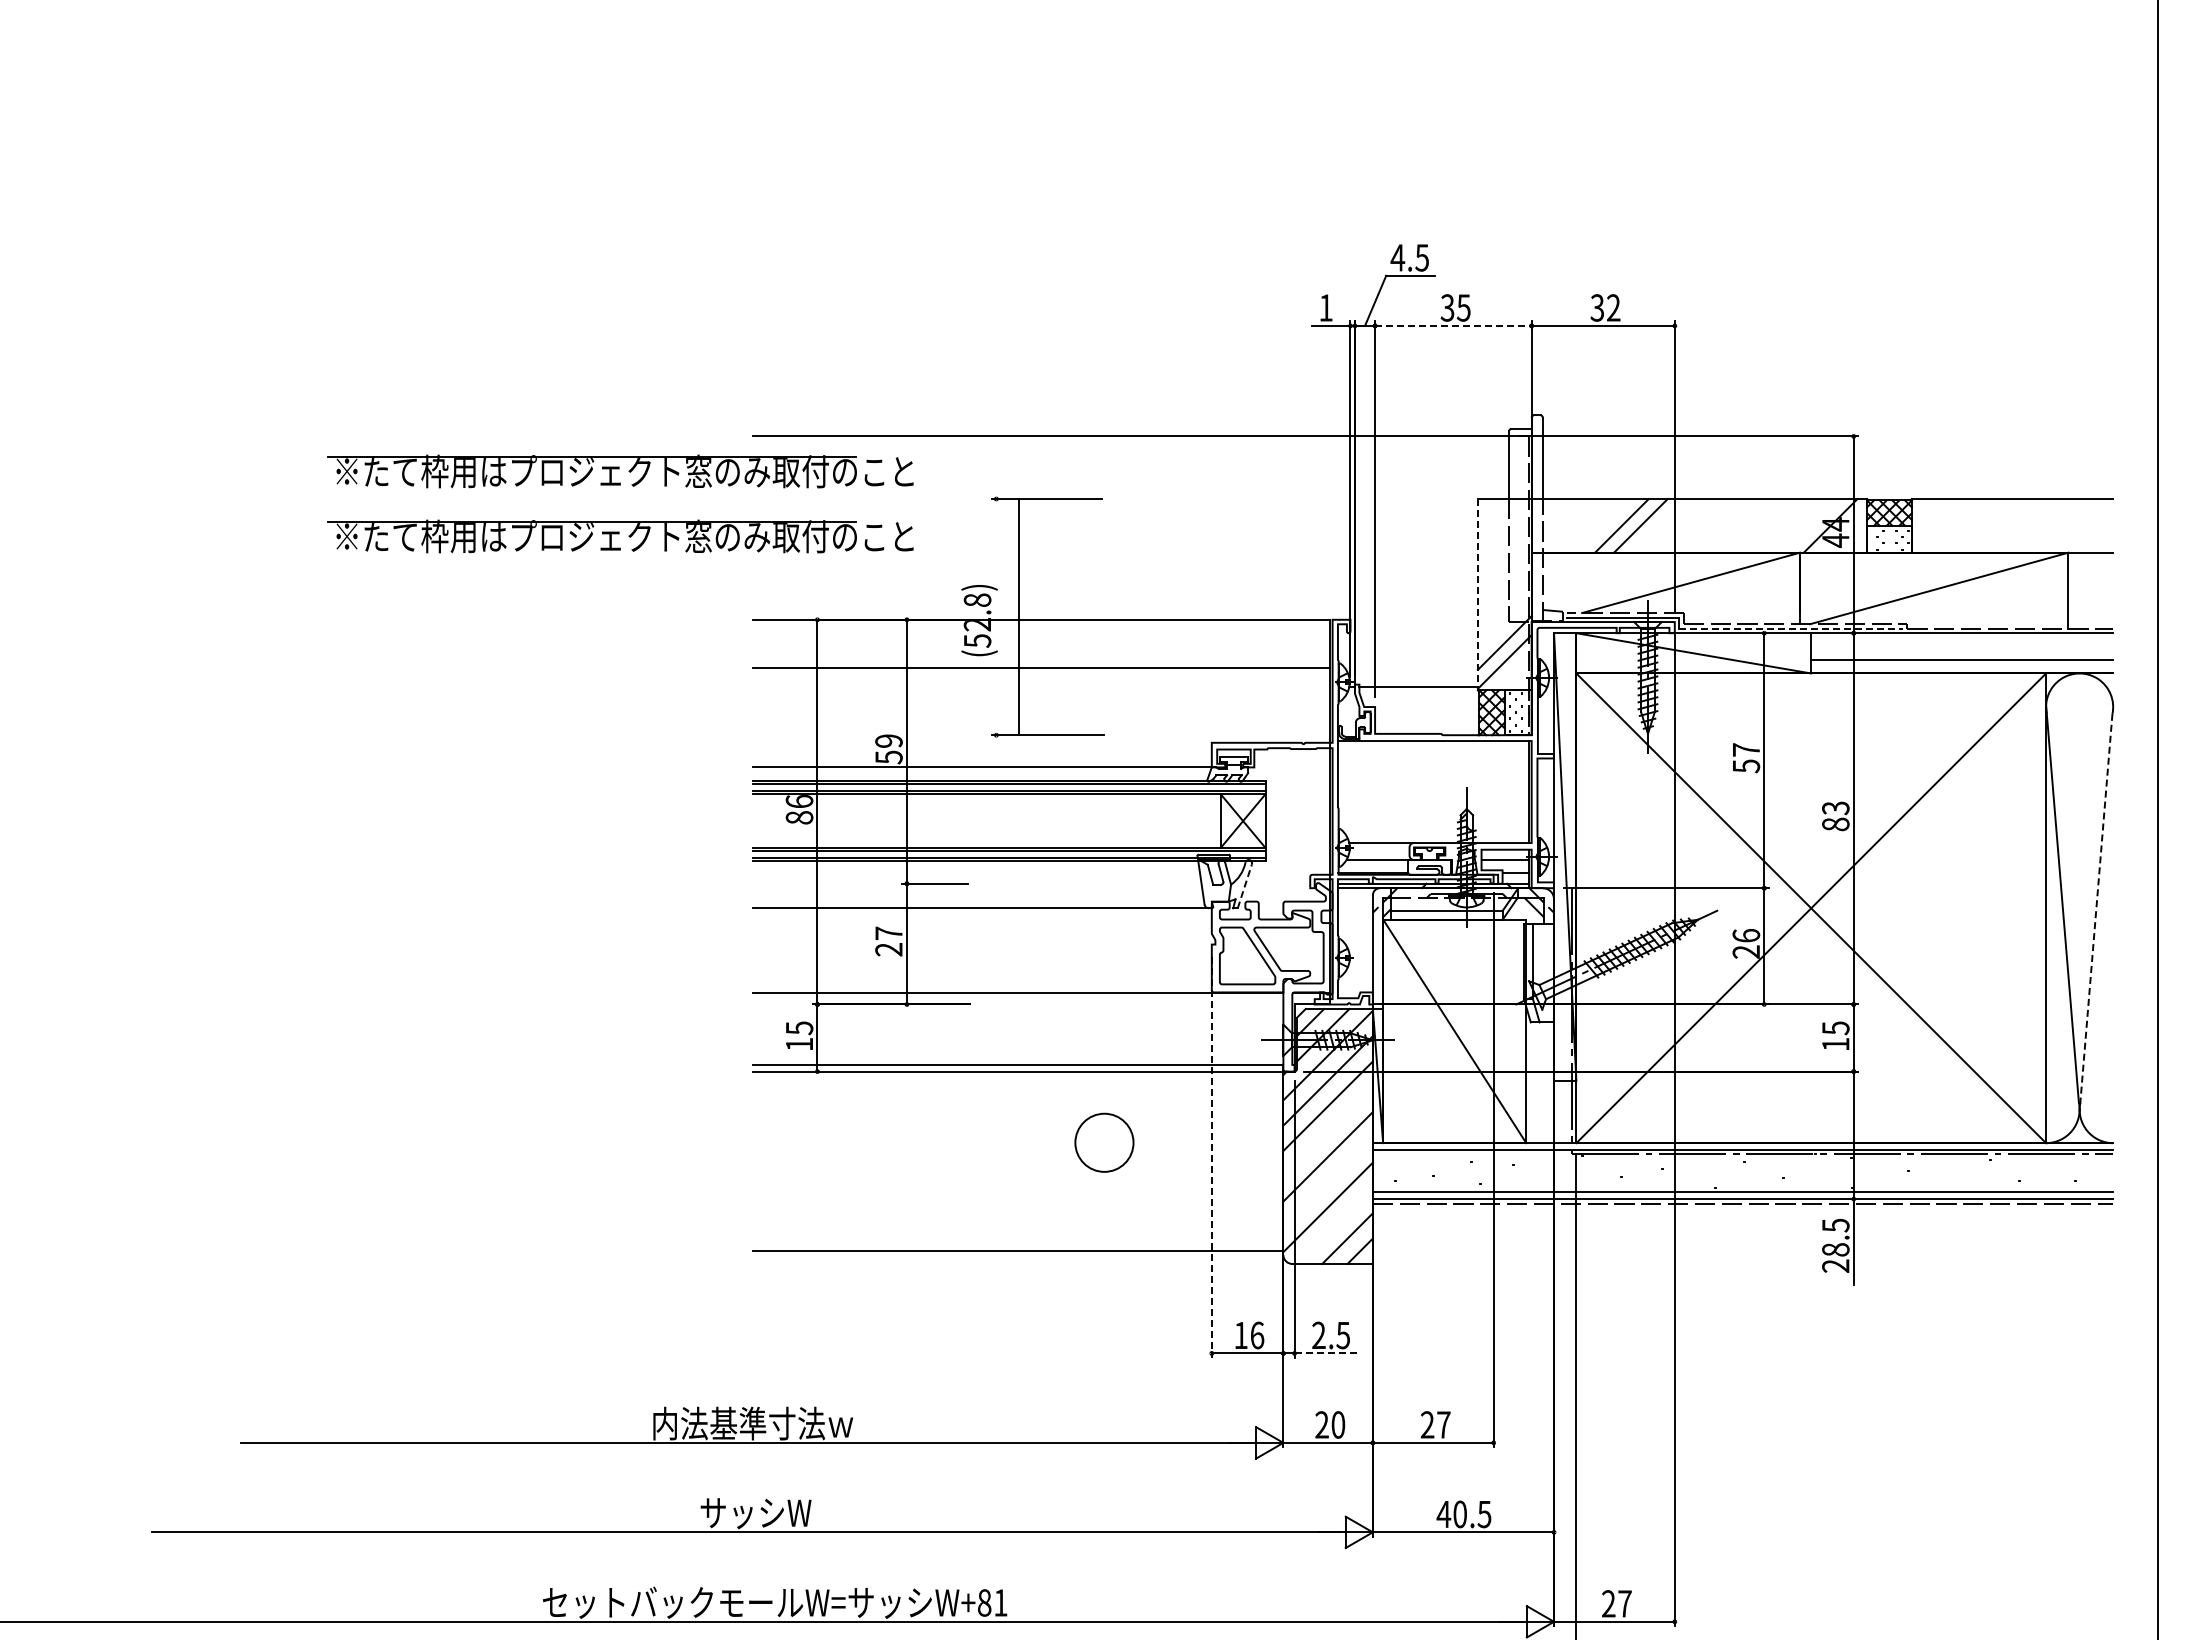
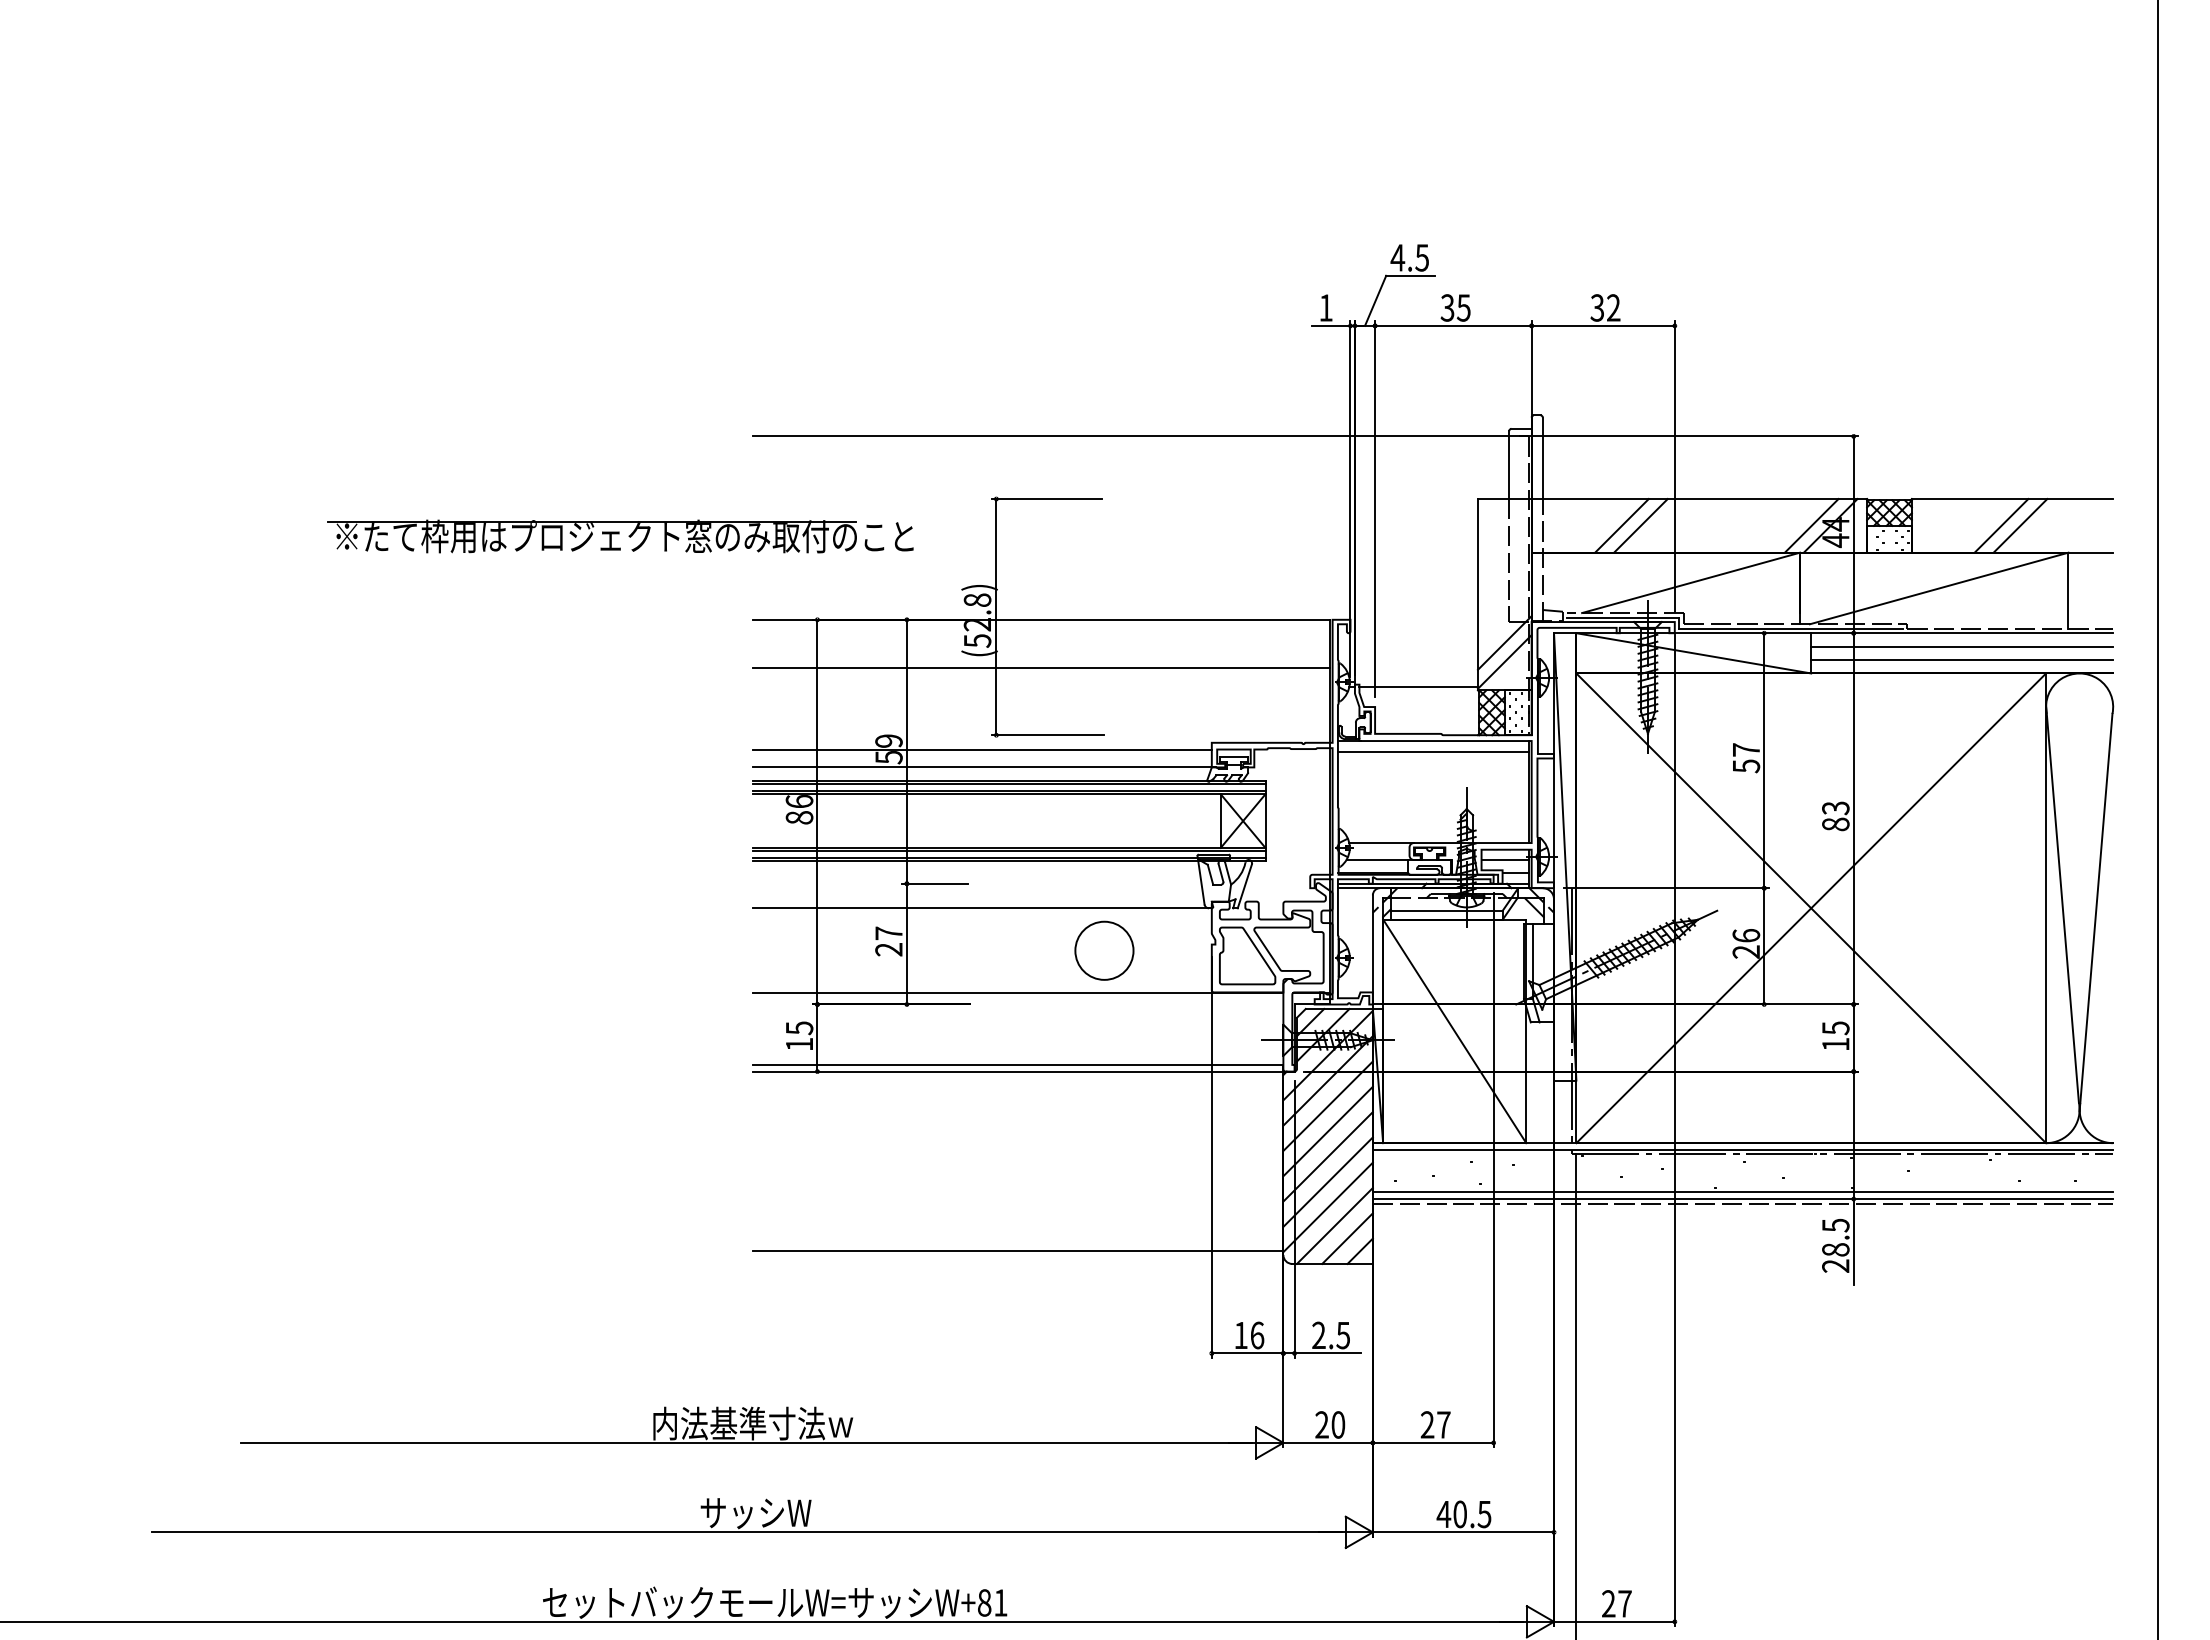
line: dashed -> solid (1453, 325)
part: present -> none (620, 471)
line: none -> present (1811, 525)
line: none -> present (2001, 525)
line: none -> present (2020, 525)
line: dashed -> solid (1477, 594)
line position: (1019, 617) -> (996, 617) (996, 617)
line: dashed -> solid (1791, 628)
line: none -> present (1962, 646)
line: none -> present (982, 749)
line: none -> present (1433, 752)
line: dashed -> solid (1245, 885)
line: dashed -> solid (2096, 913)
line: none -> present (1327, 1131)
circle position: (1104, 1142) -> (1104, 950) (1104, 950)
line: dashed -> solid (1211, 1157)
line: none -> present (1327, 1181)
line: none -> present (1334, 1225)
line: dashed -> solid (1328, 1353)
